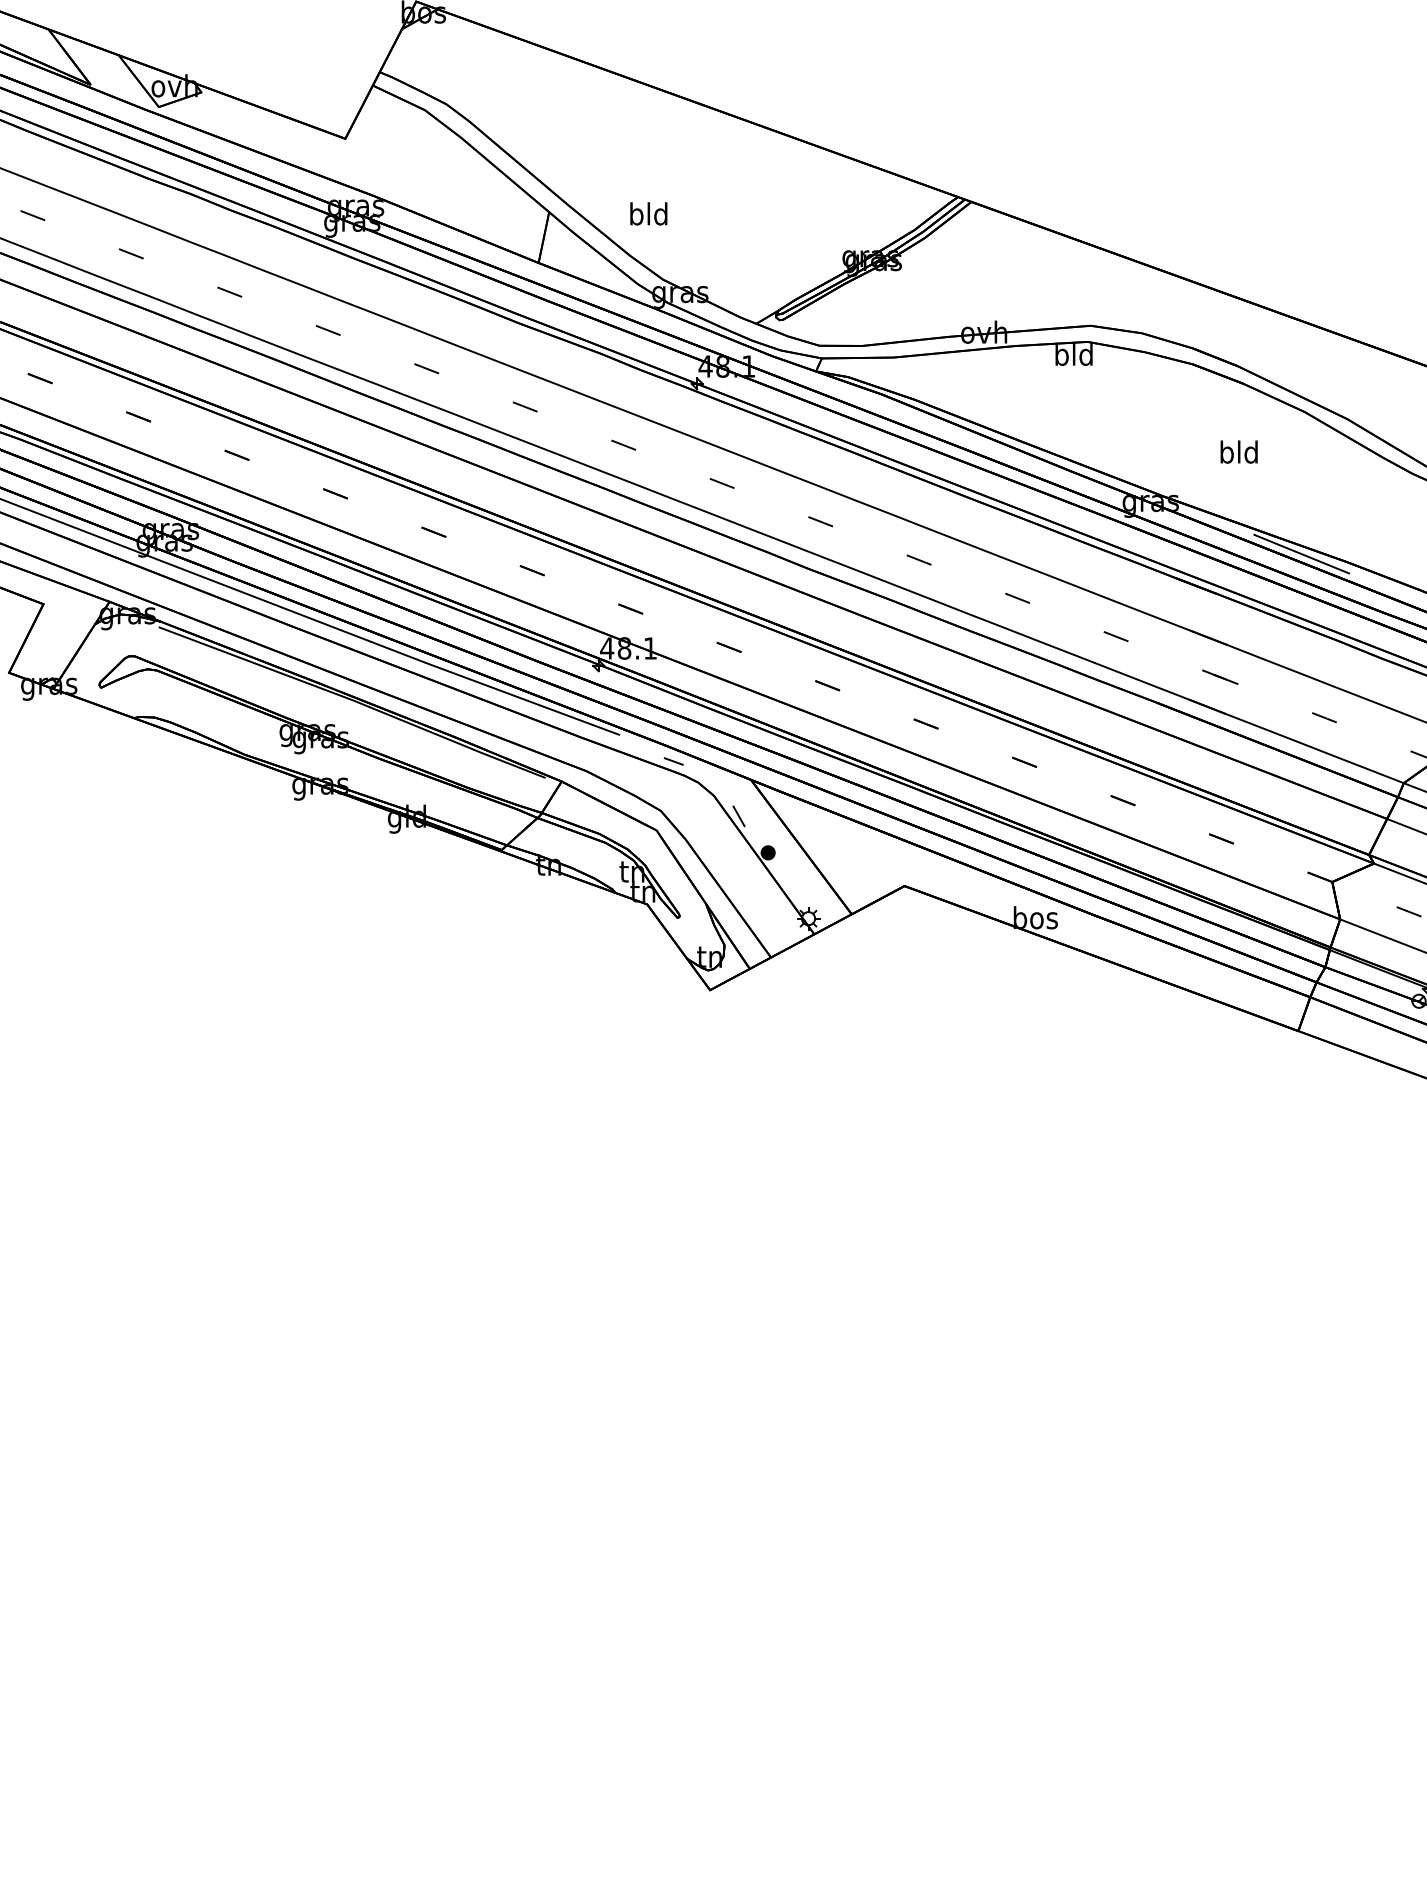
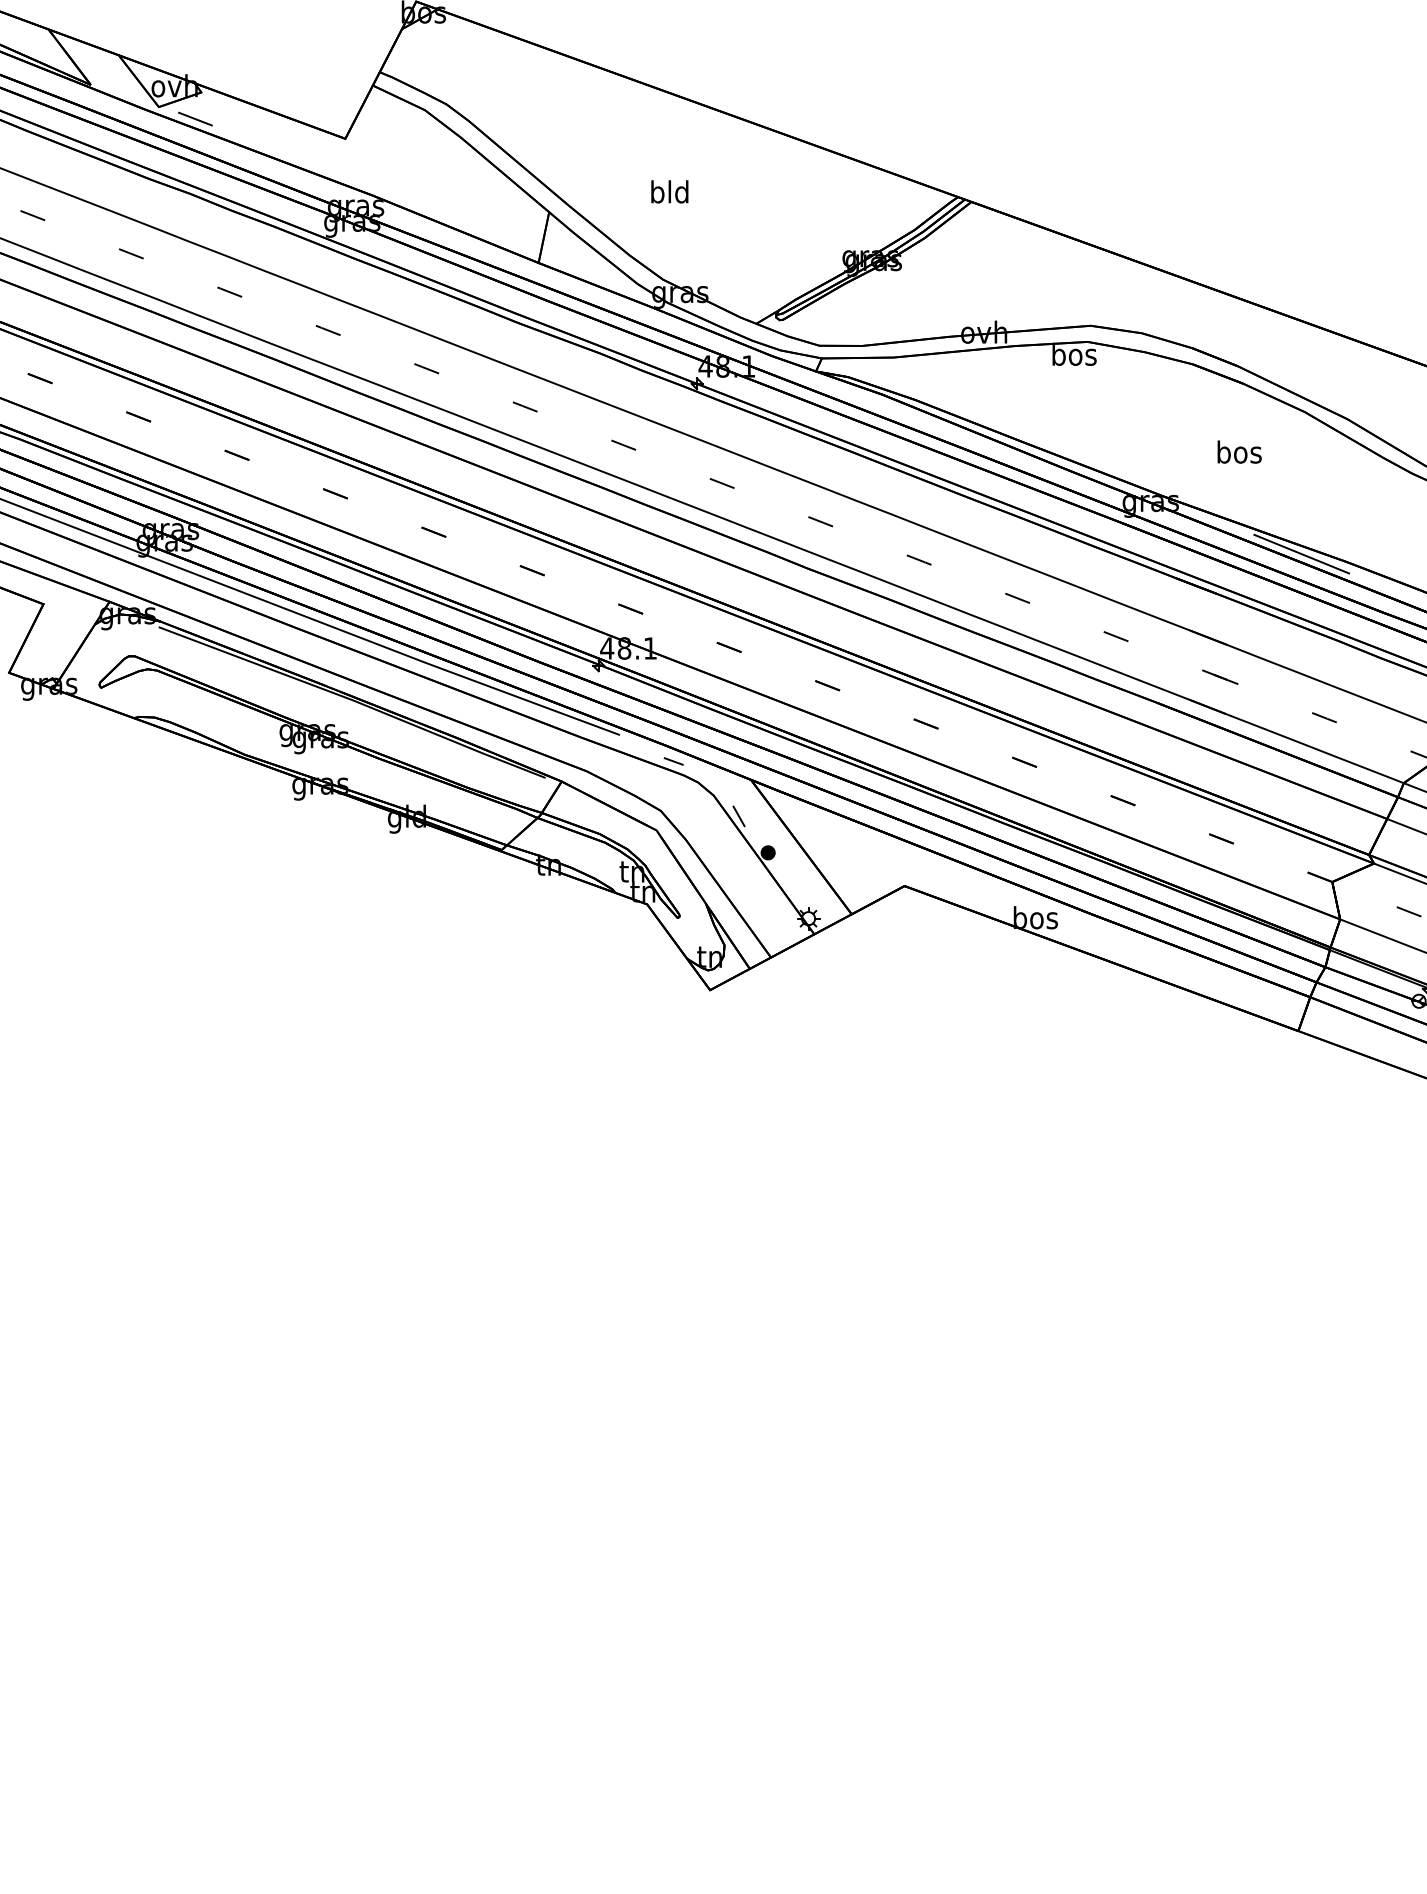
line: none -> present (195, 118)
text position: (648, 213) -> (669, 191) (669, 191)
text: bld -> bos (1074, 353)
text: bld -> bos (1239, 451)
